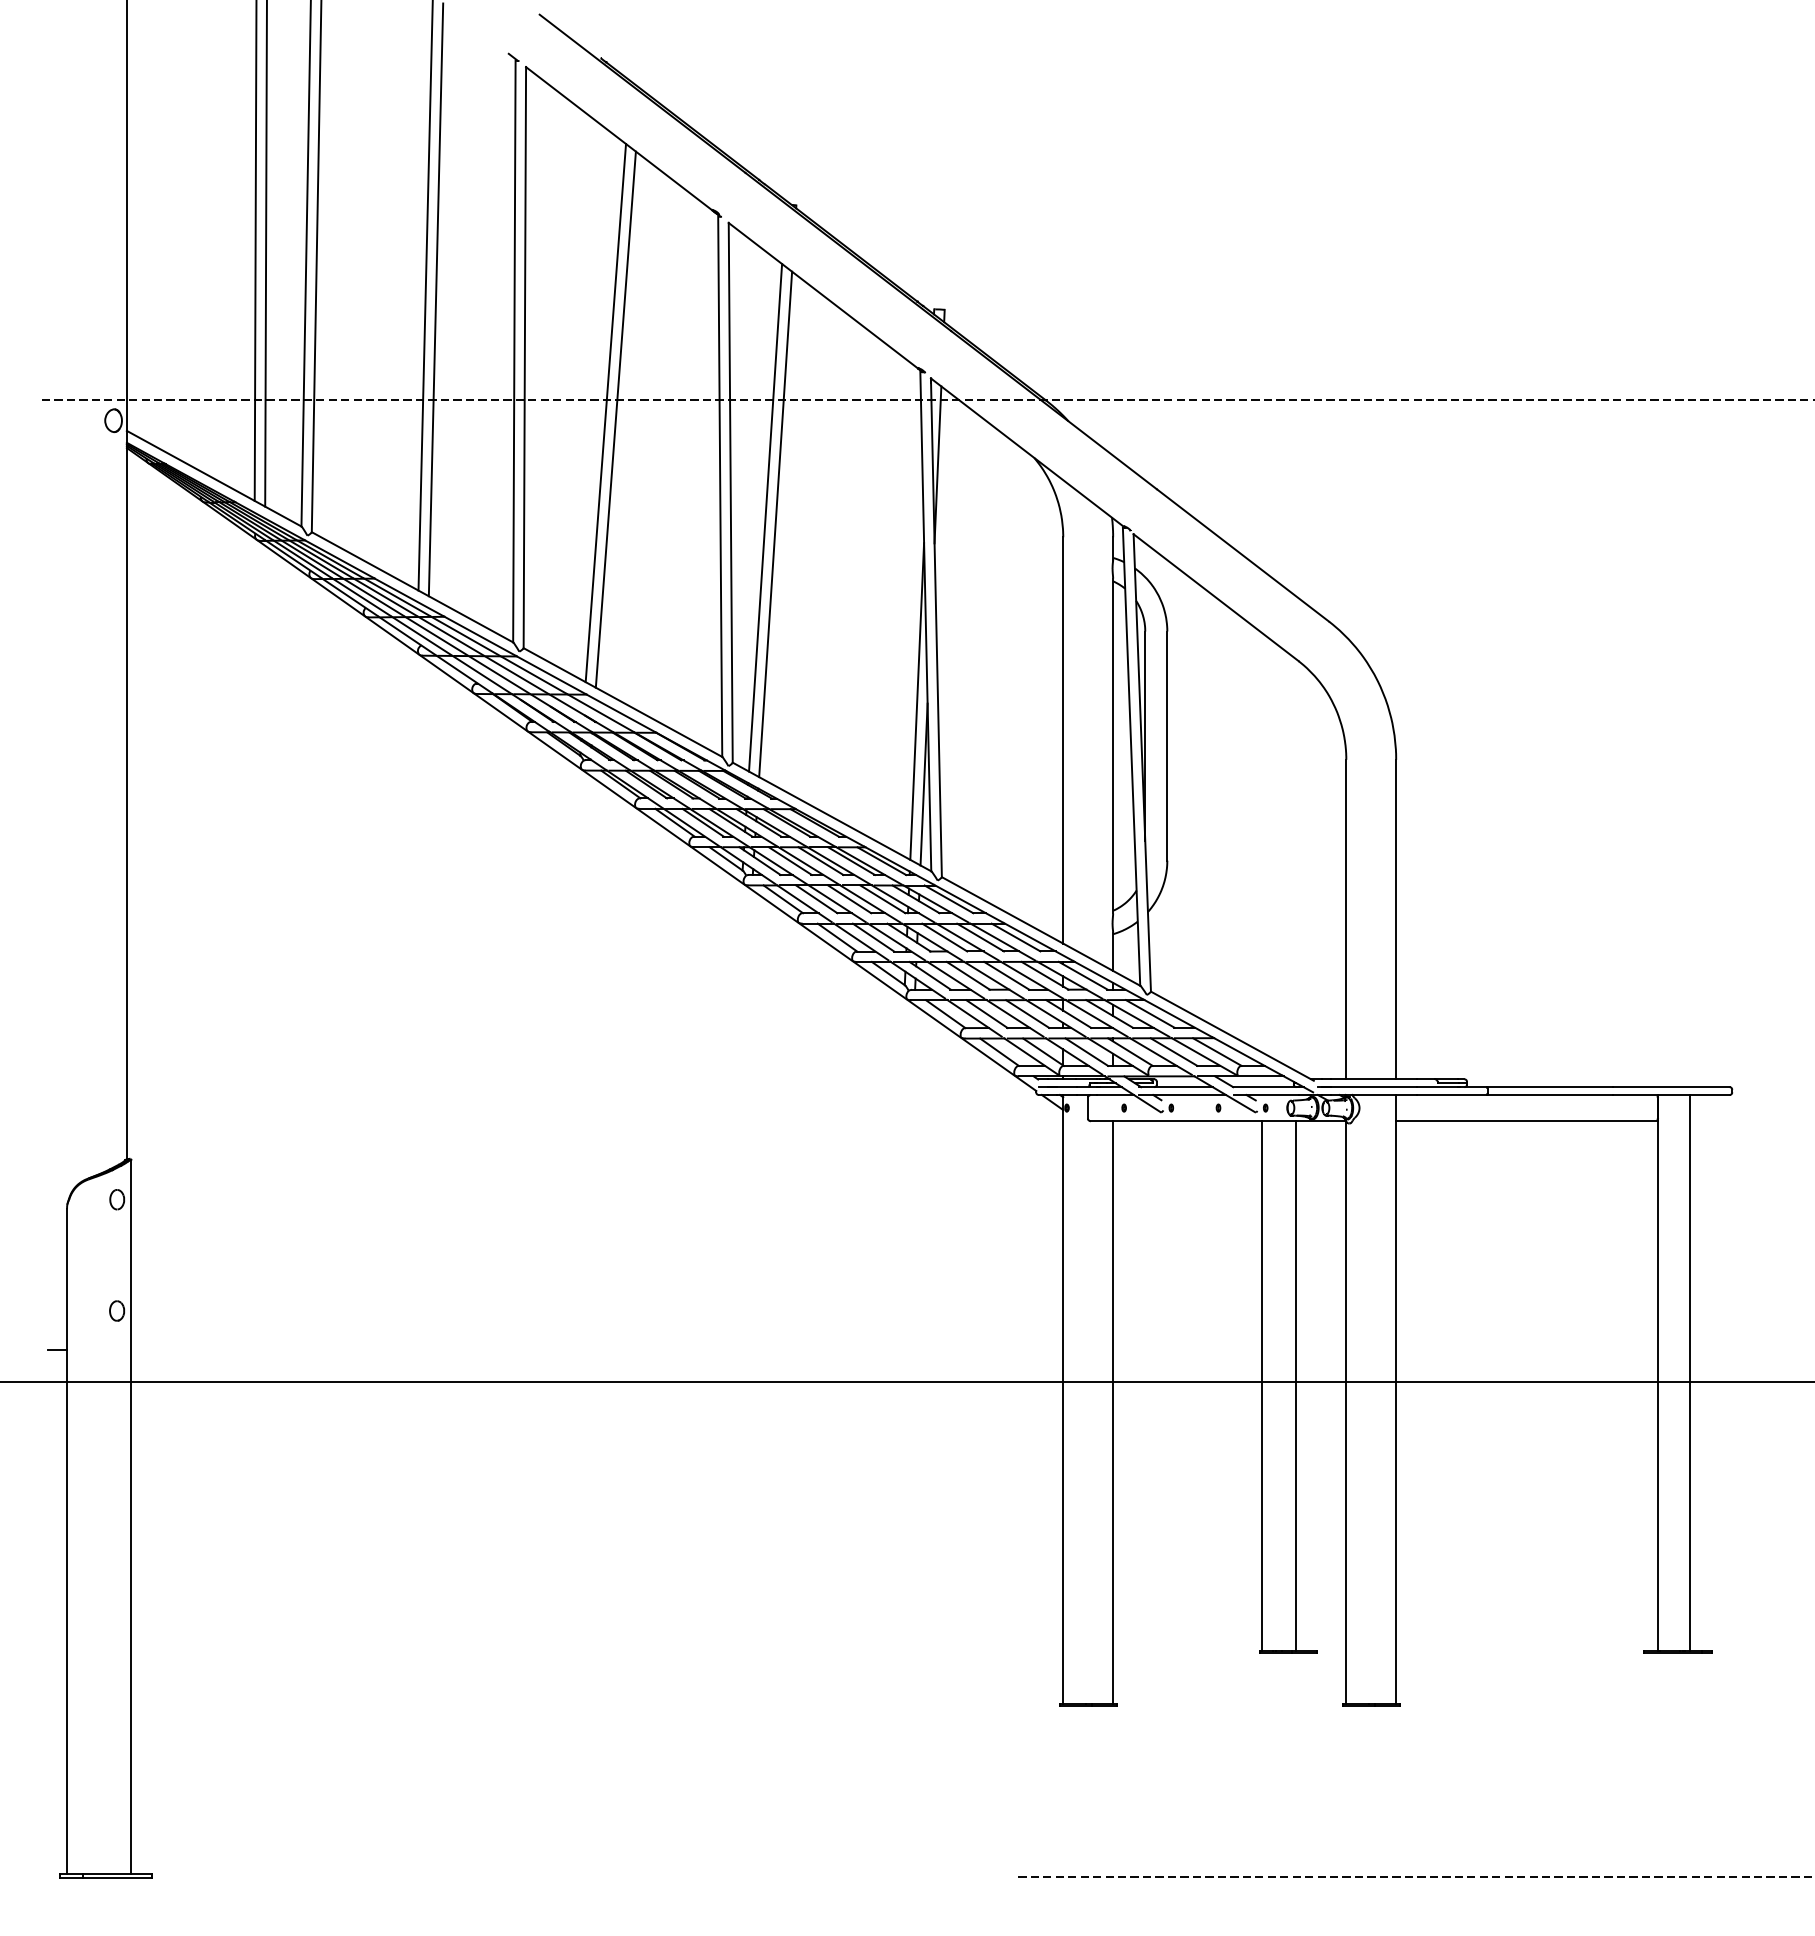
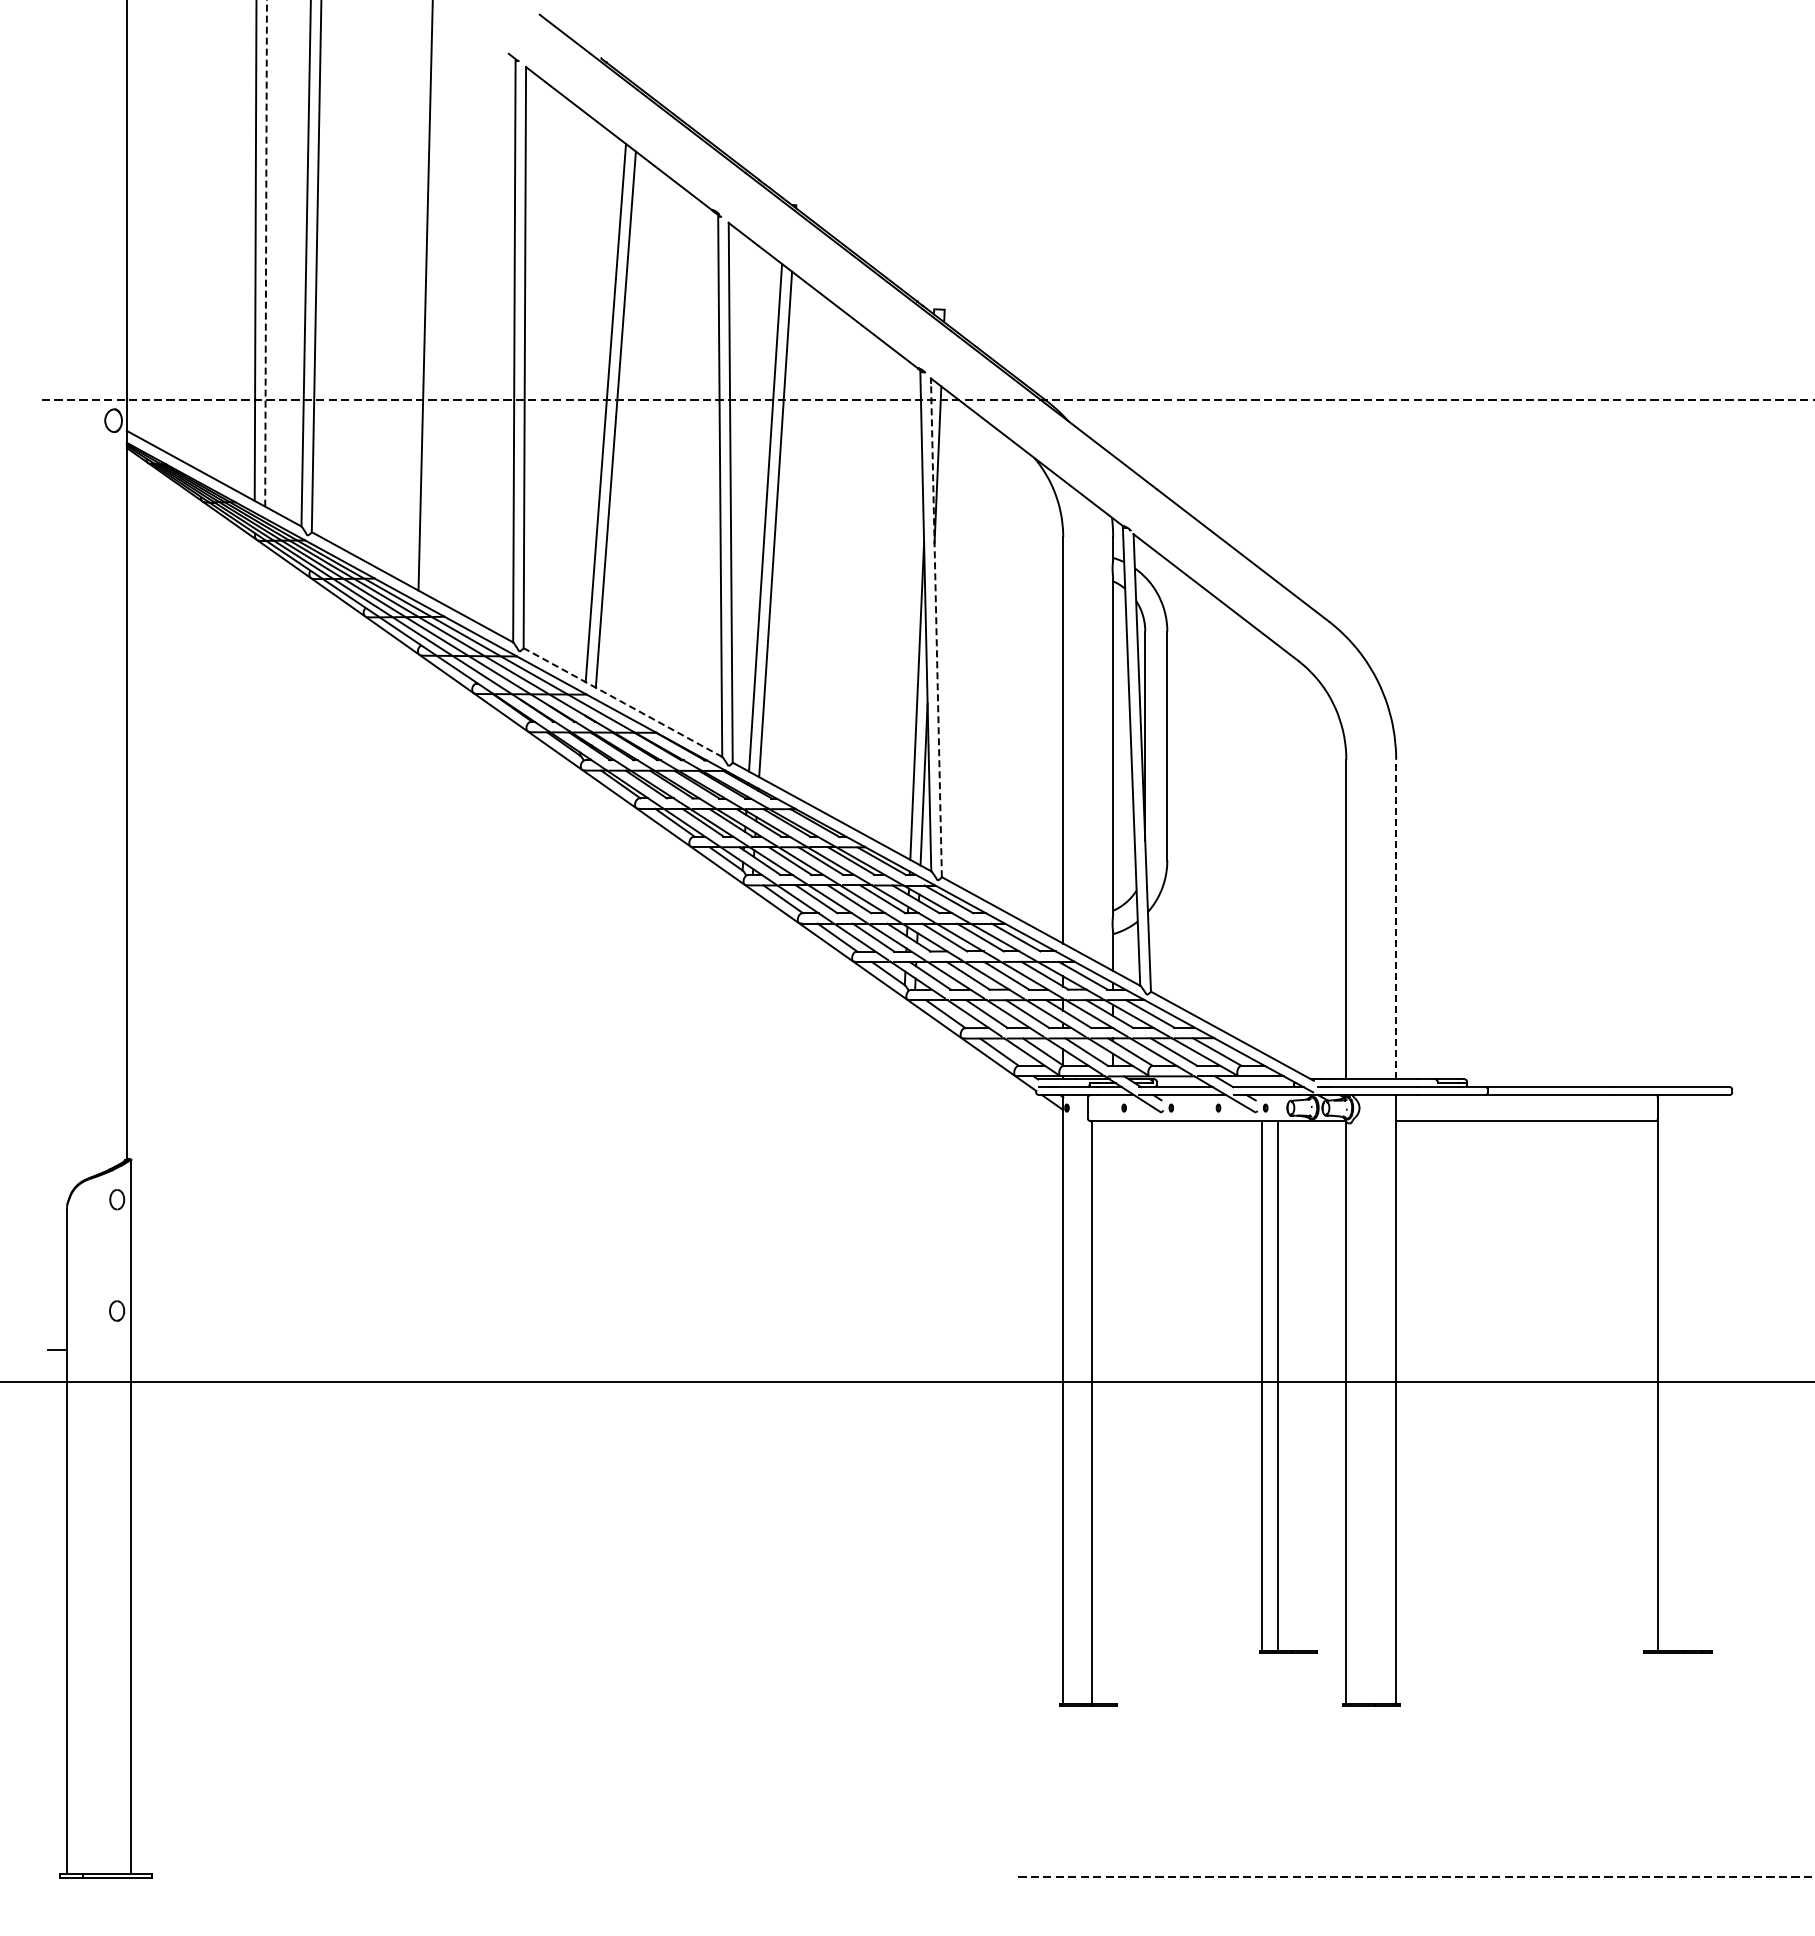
line: solid -> dashed (266, 252)
line: present -> none (435, 299)
line: solid -> dashed (936, 627)
line: solid -> dashed (622, 702)
line: solid -> dashed (1396, 919)
line: present -> none (1690, 1373)
line position: (1295, 1386) -> (1277, 1386) (1277, 1386)
line position: (1113, 1412) -> (1092, 1412) (1092, 1412)
